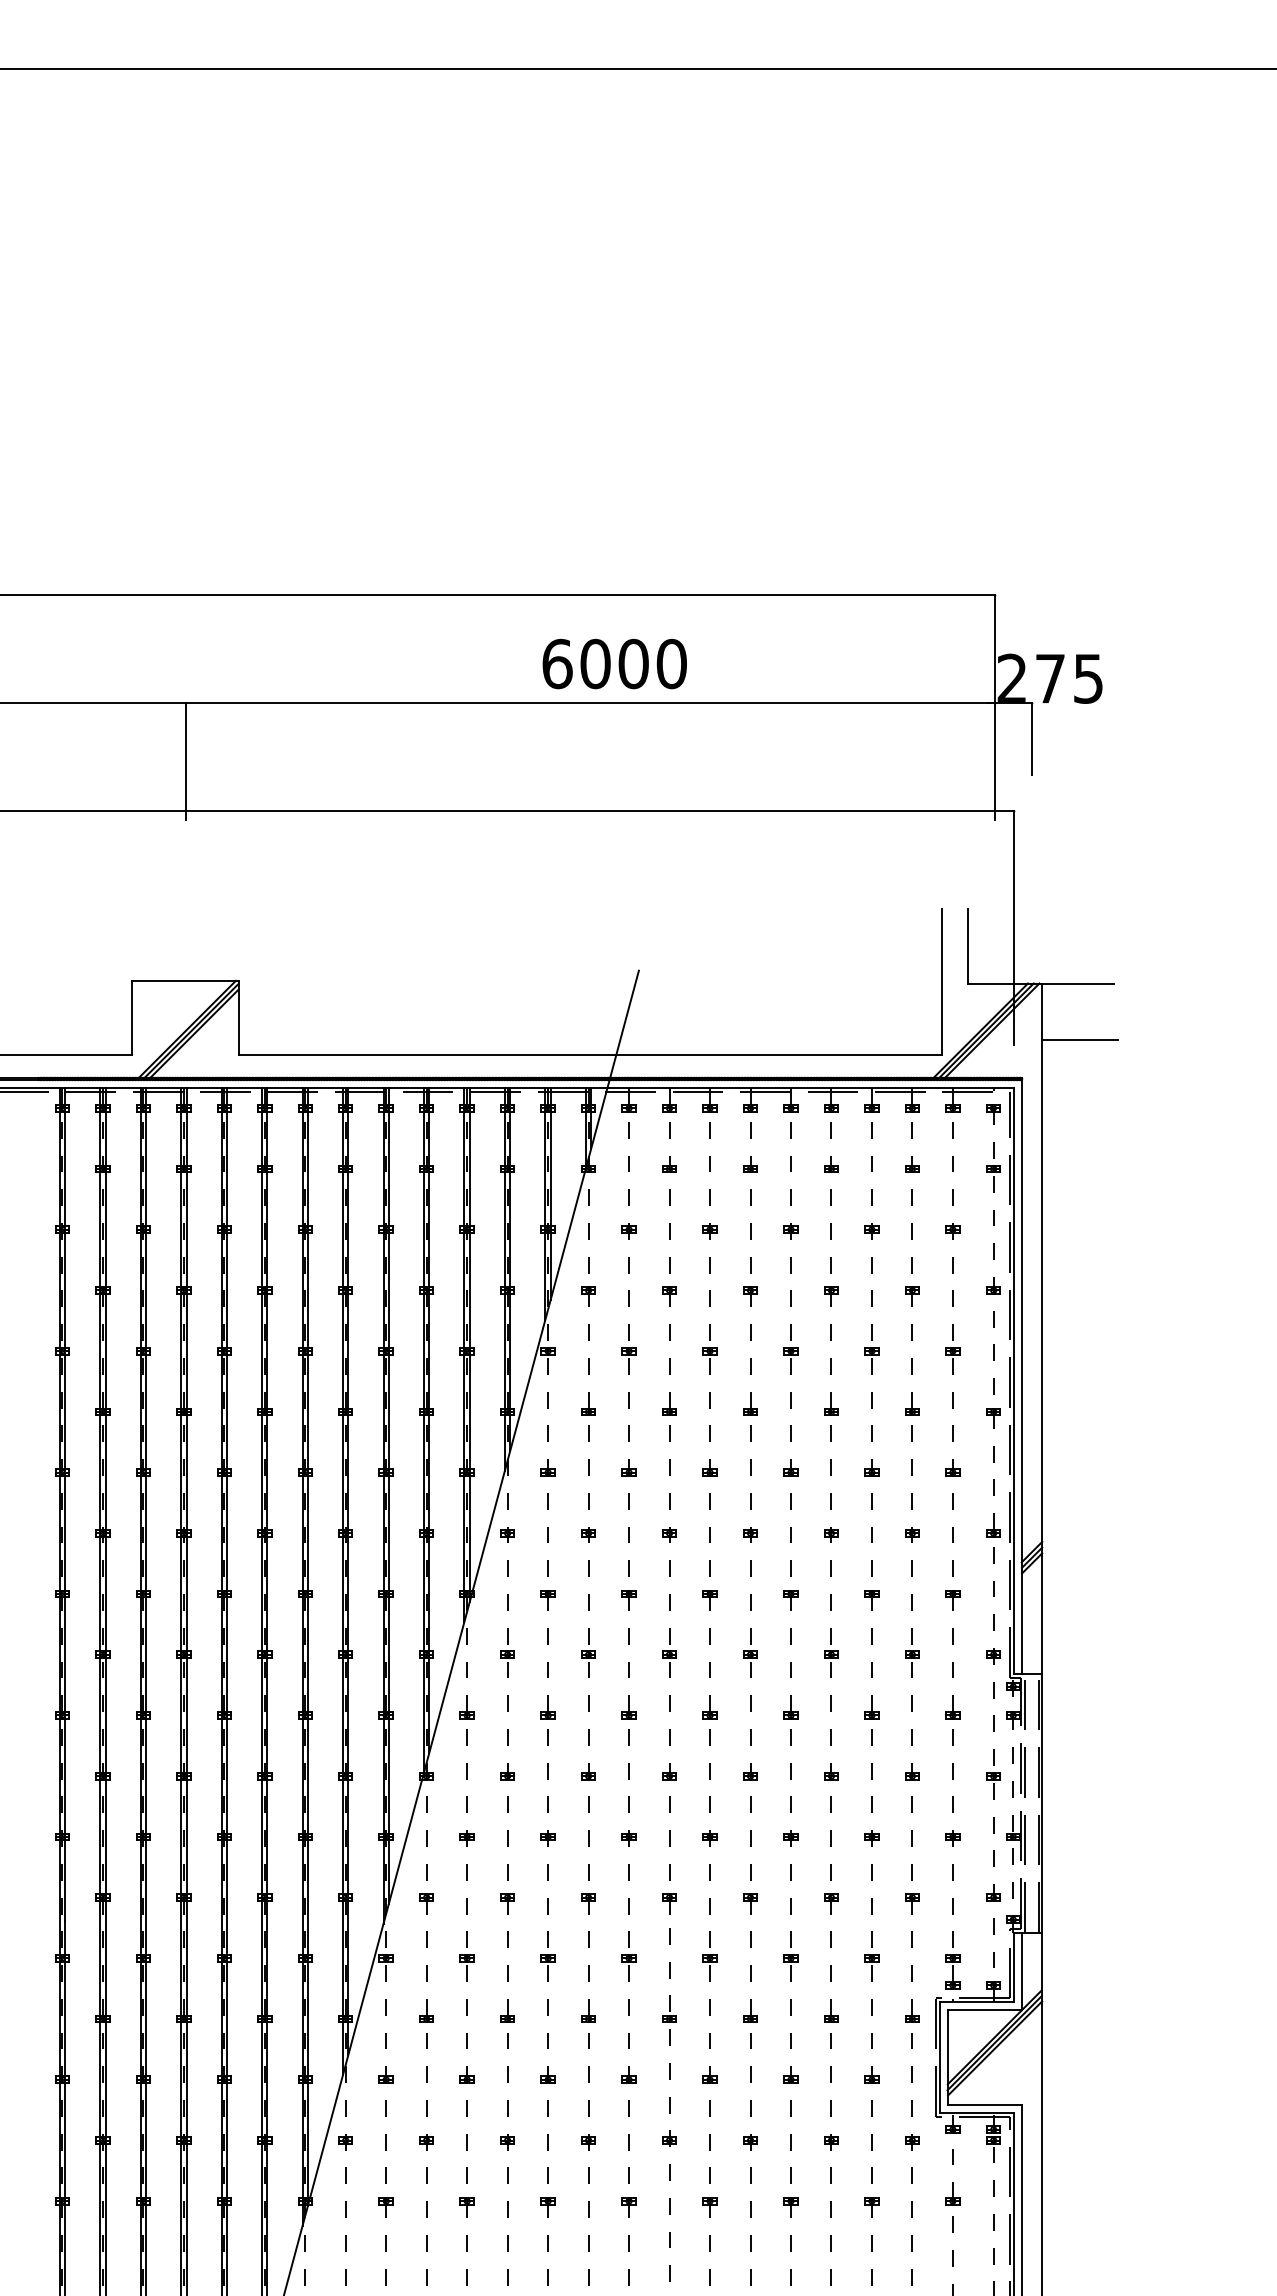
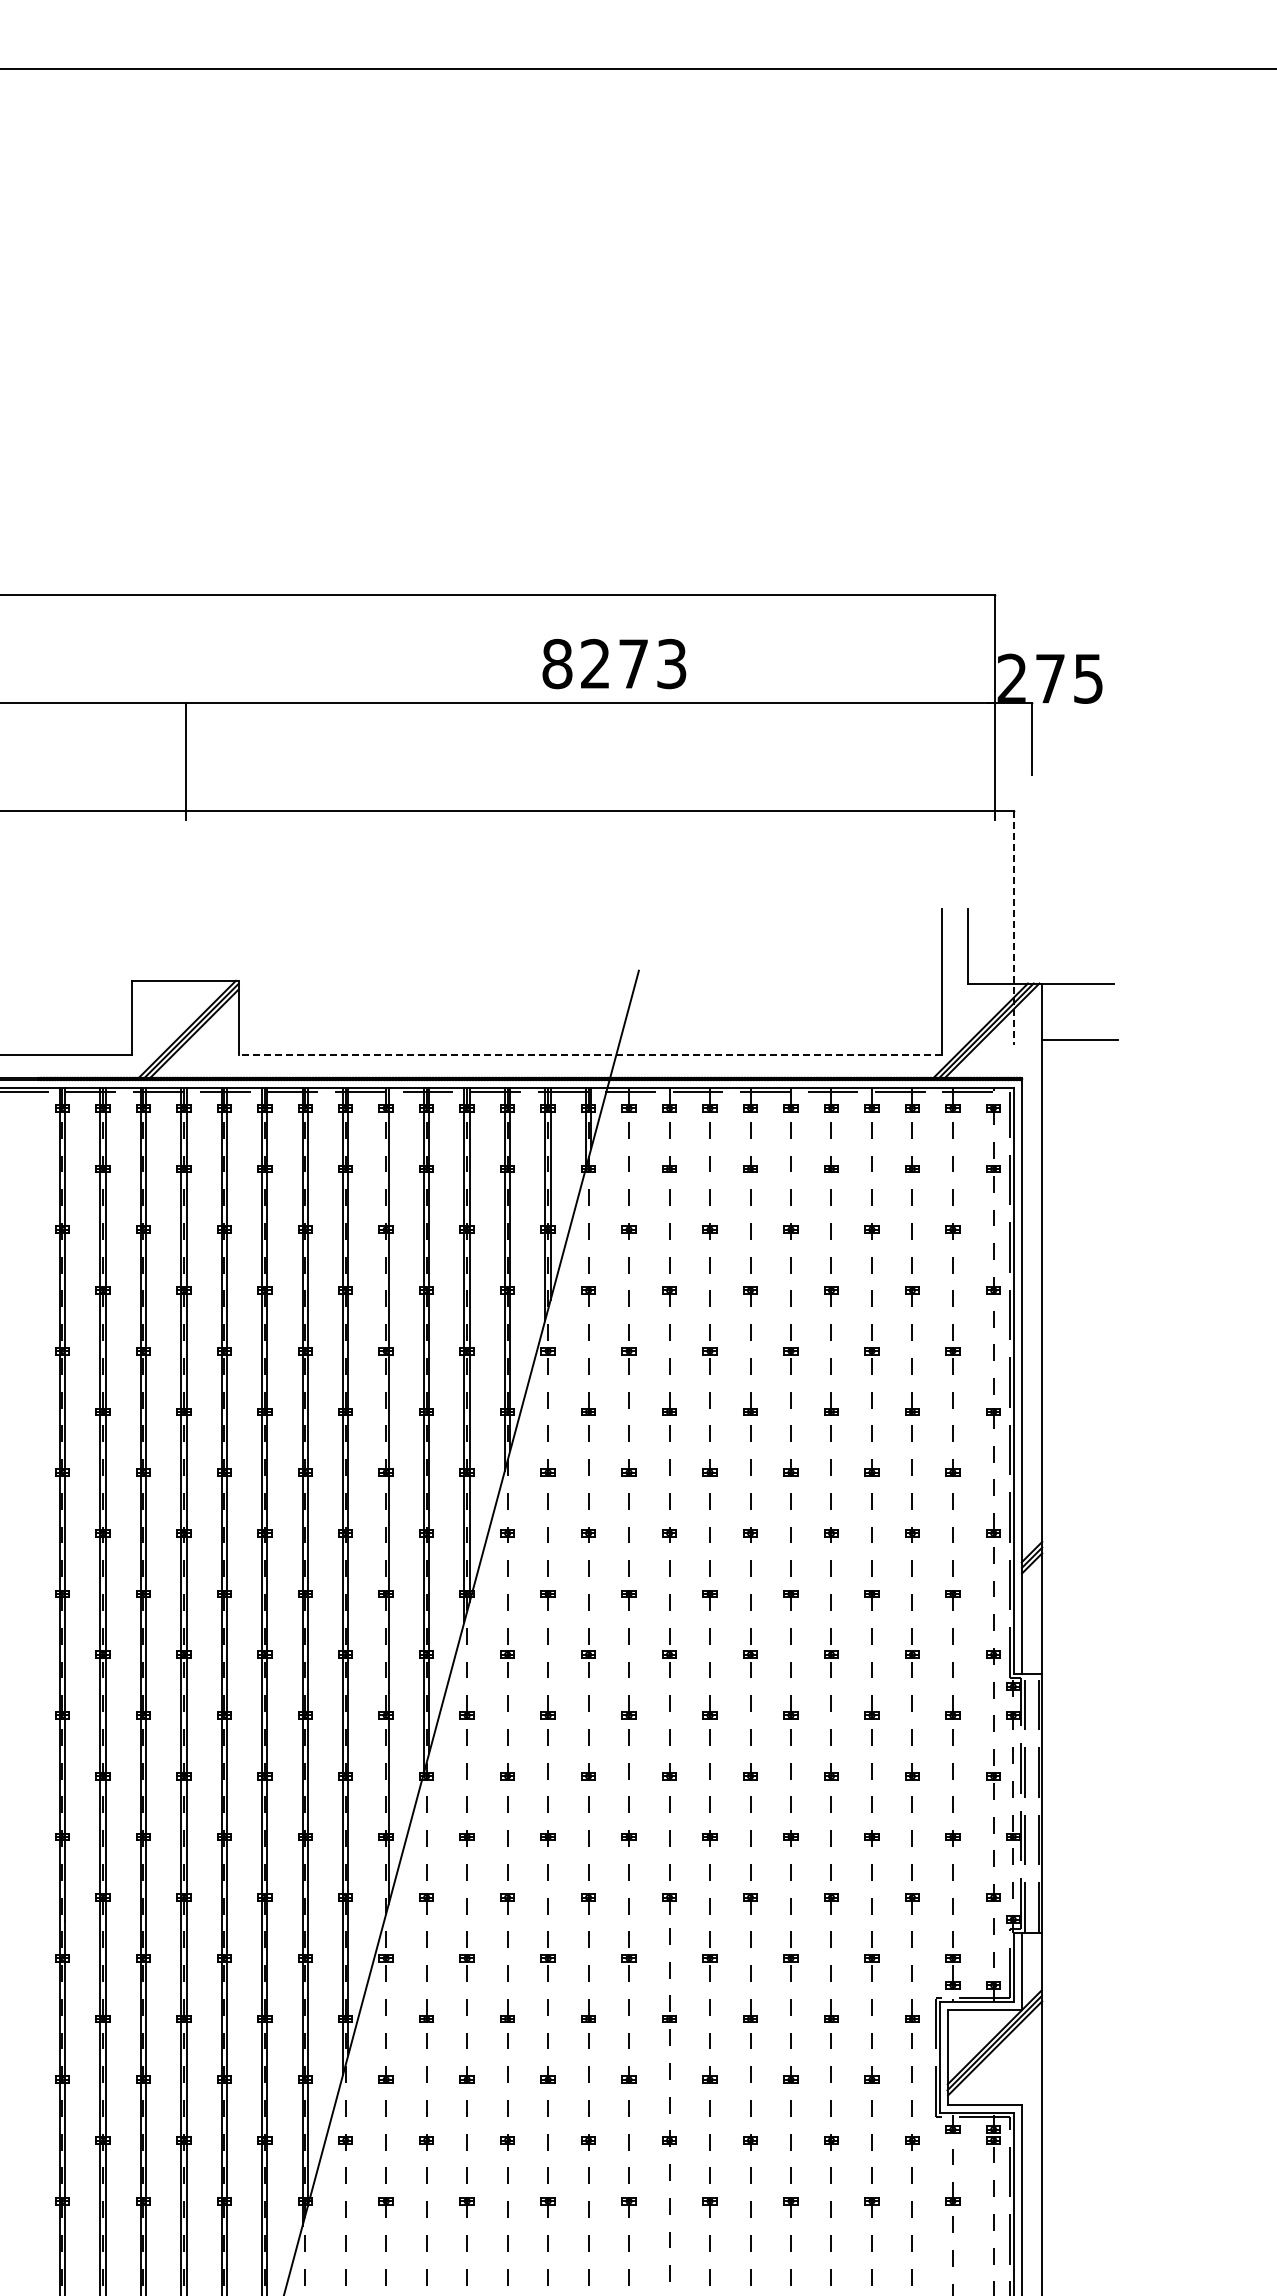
text: 6000 -> 8273 (614, 663)
line: solid -> dashed (1013, 927)
line: solid -> dashed (589, 1055)
line: present -> none (383, 1505)
